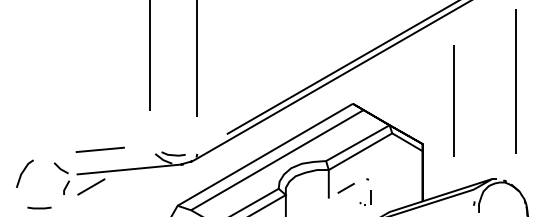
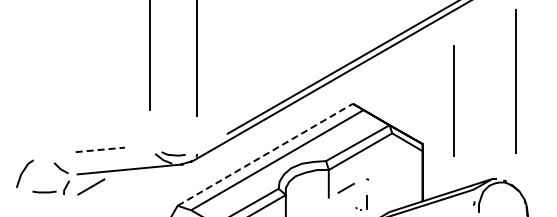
line: solid -> dashed (100, 149)
line: solid -> dashed (265, 154)
part position: (365, 197) -> (361, 202) (361, 202)
line position: (39, 207) -> (44, 191) (44, 191)
